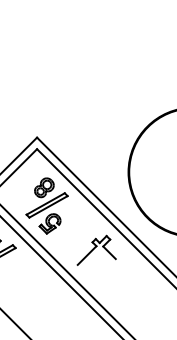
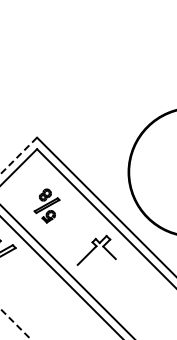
line: solid -> dashed (18, 156)
part size: 44x58 px -> 28x36 px (46, 205)
line: solid -> dashed (15, 324)
